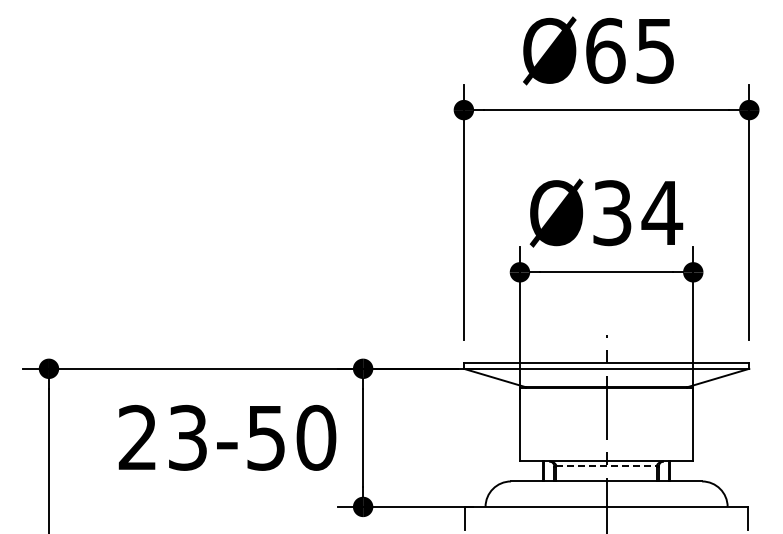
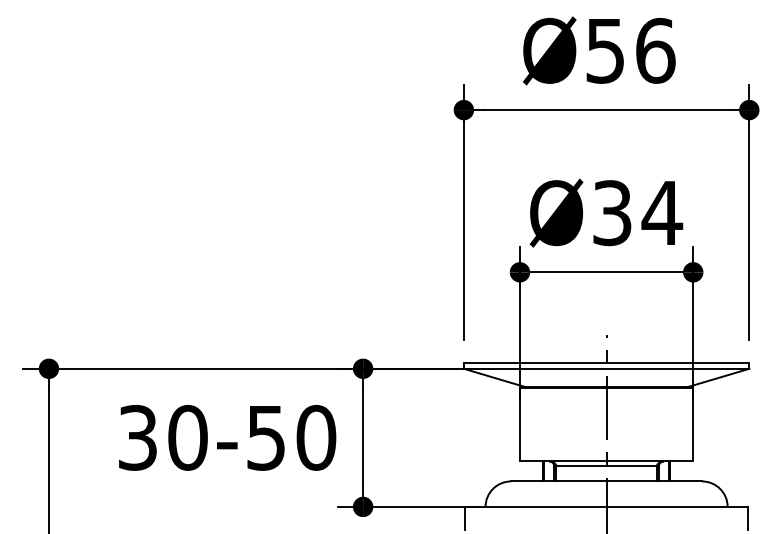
text: Ø65 -> Ø56 (630, 50)
text: 23-50 -> 30-50 (162, 437)
line: dashed -> solid (607, 465)
